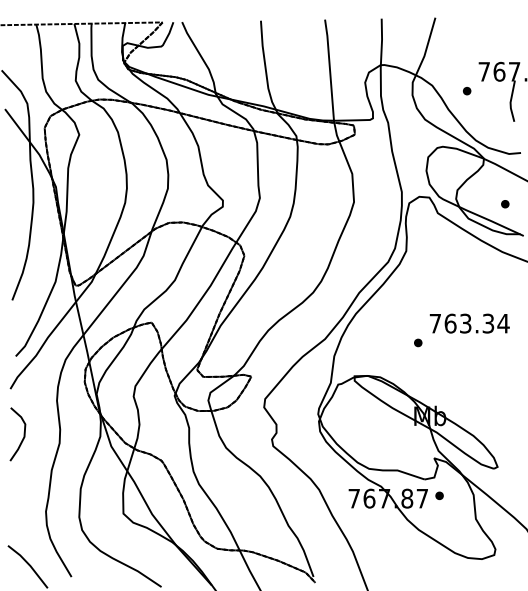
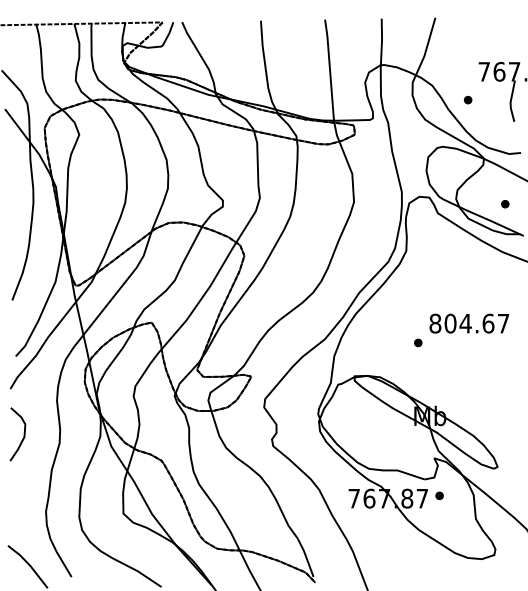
part position: (467, 91) -> (468, 100) (468, 100)
text: 763.34 -> 804.67 (469, 323)
